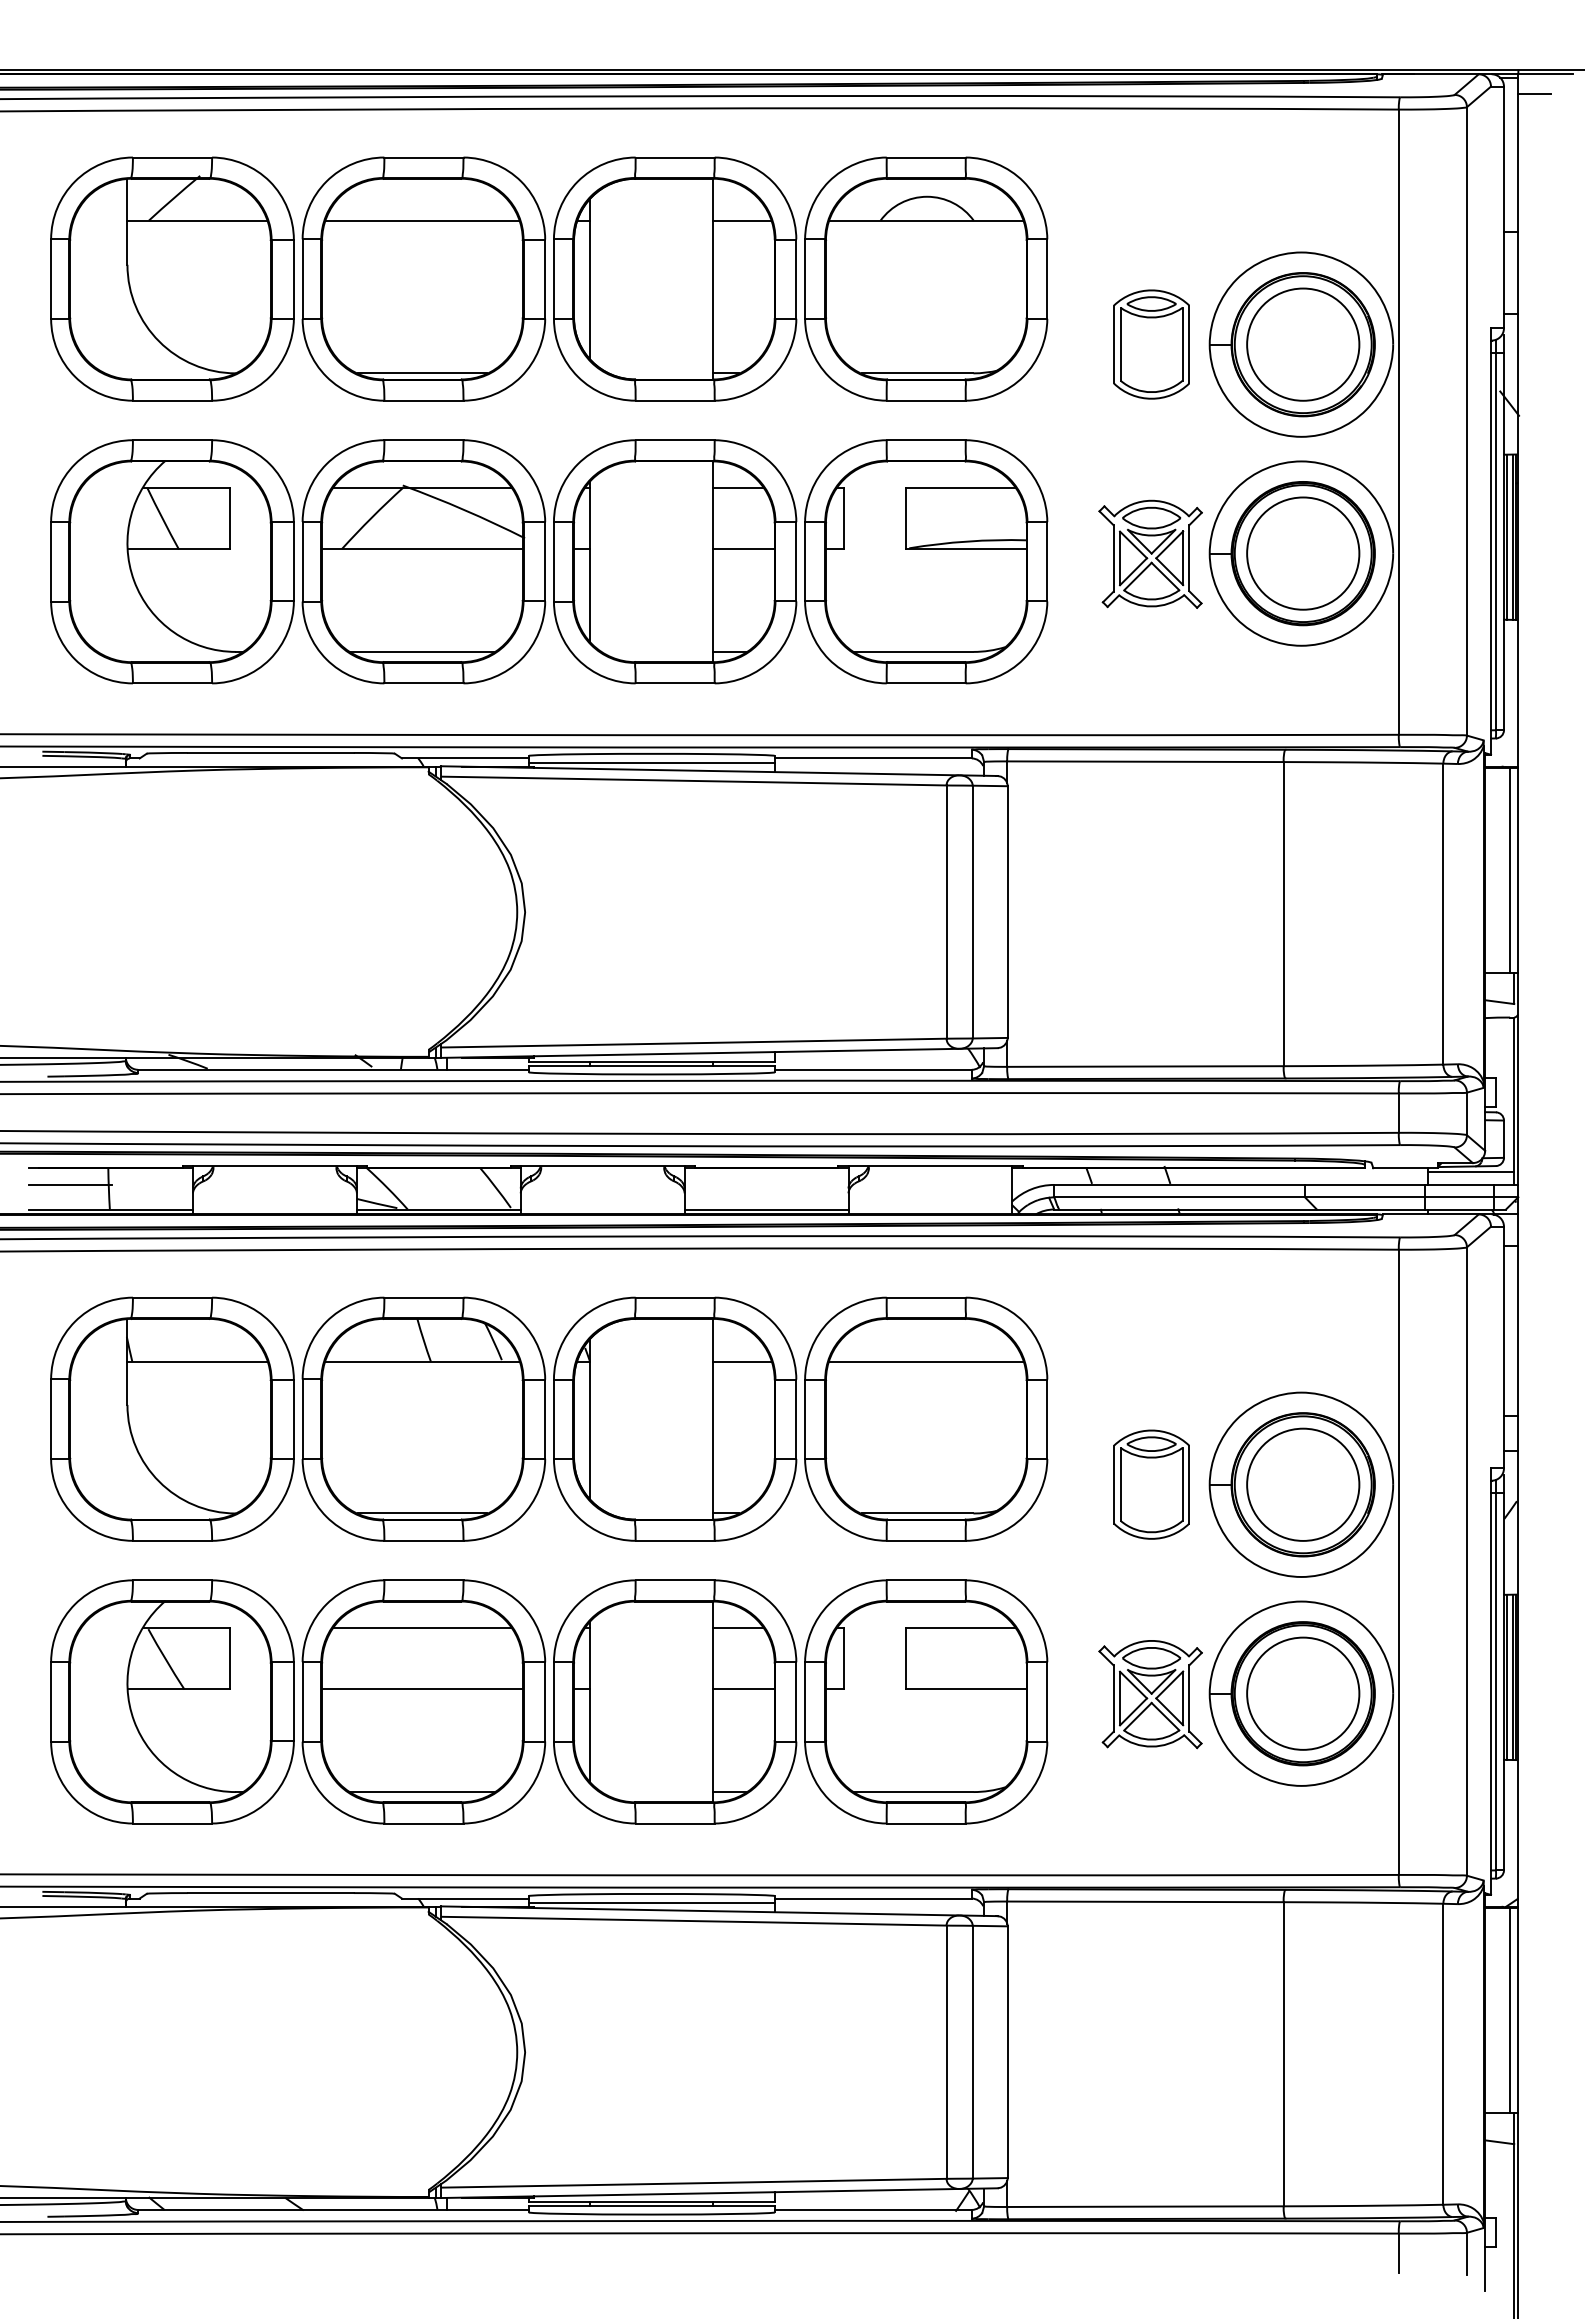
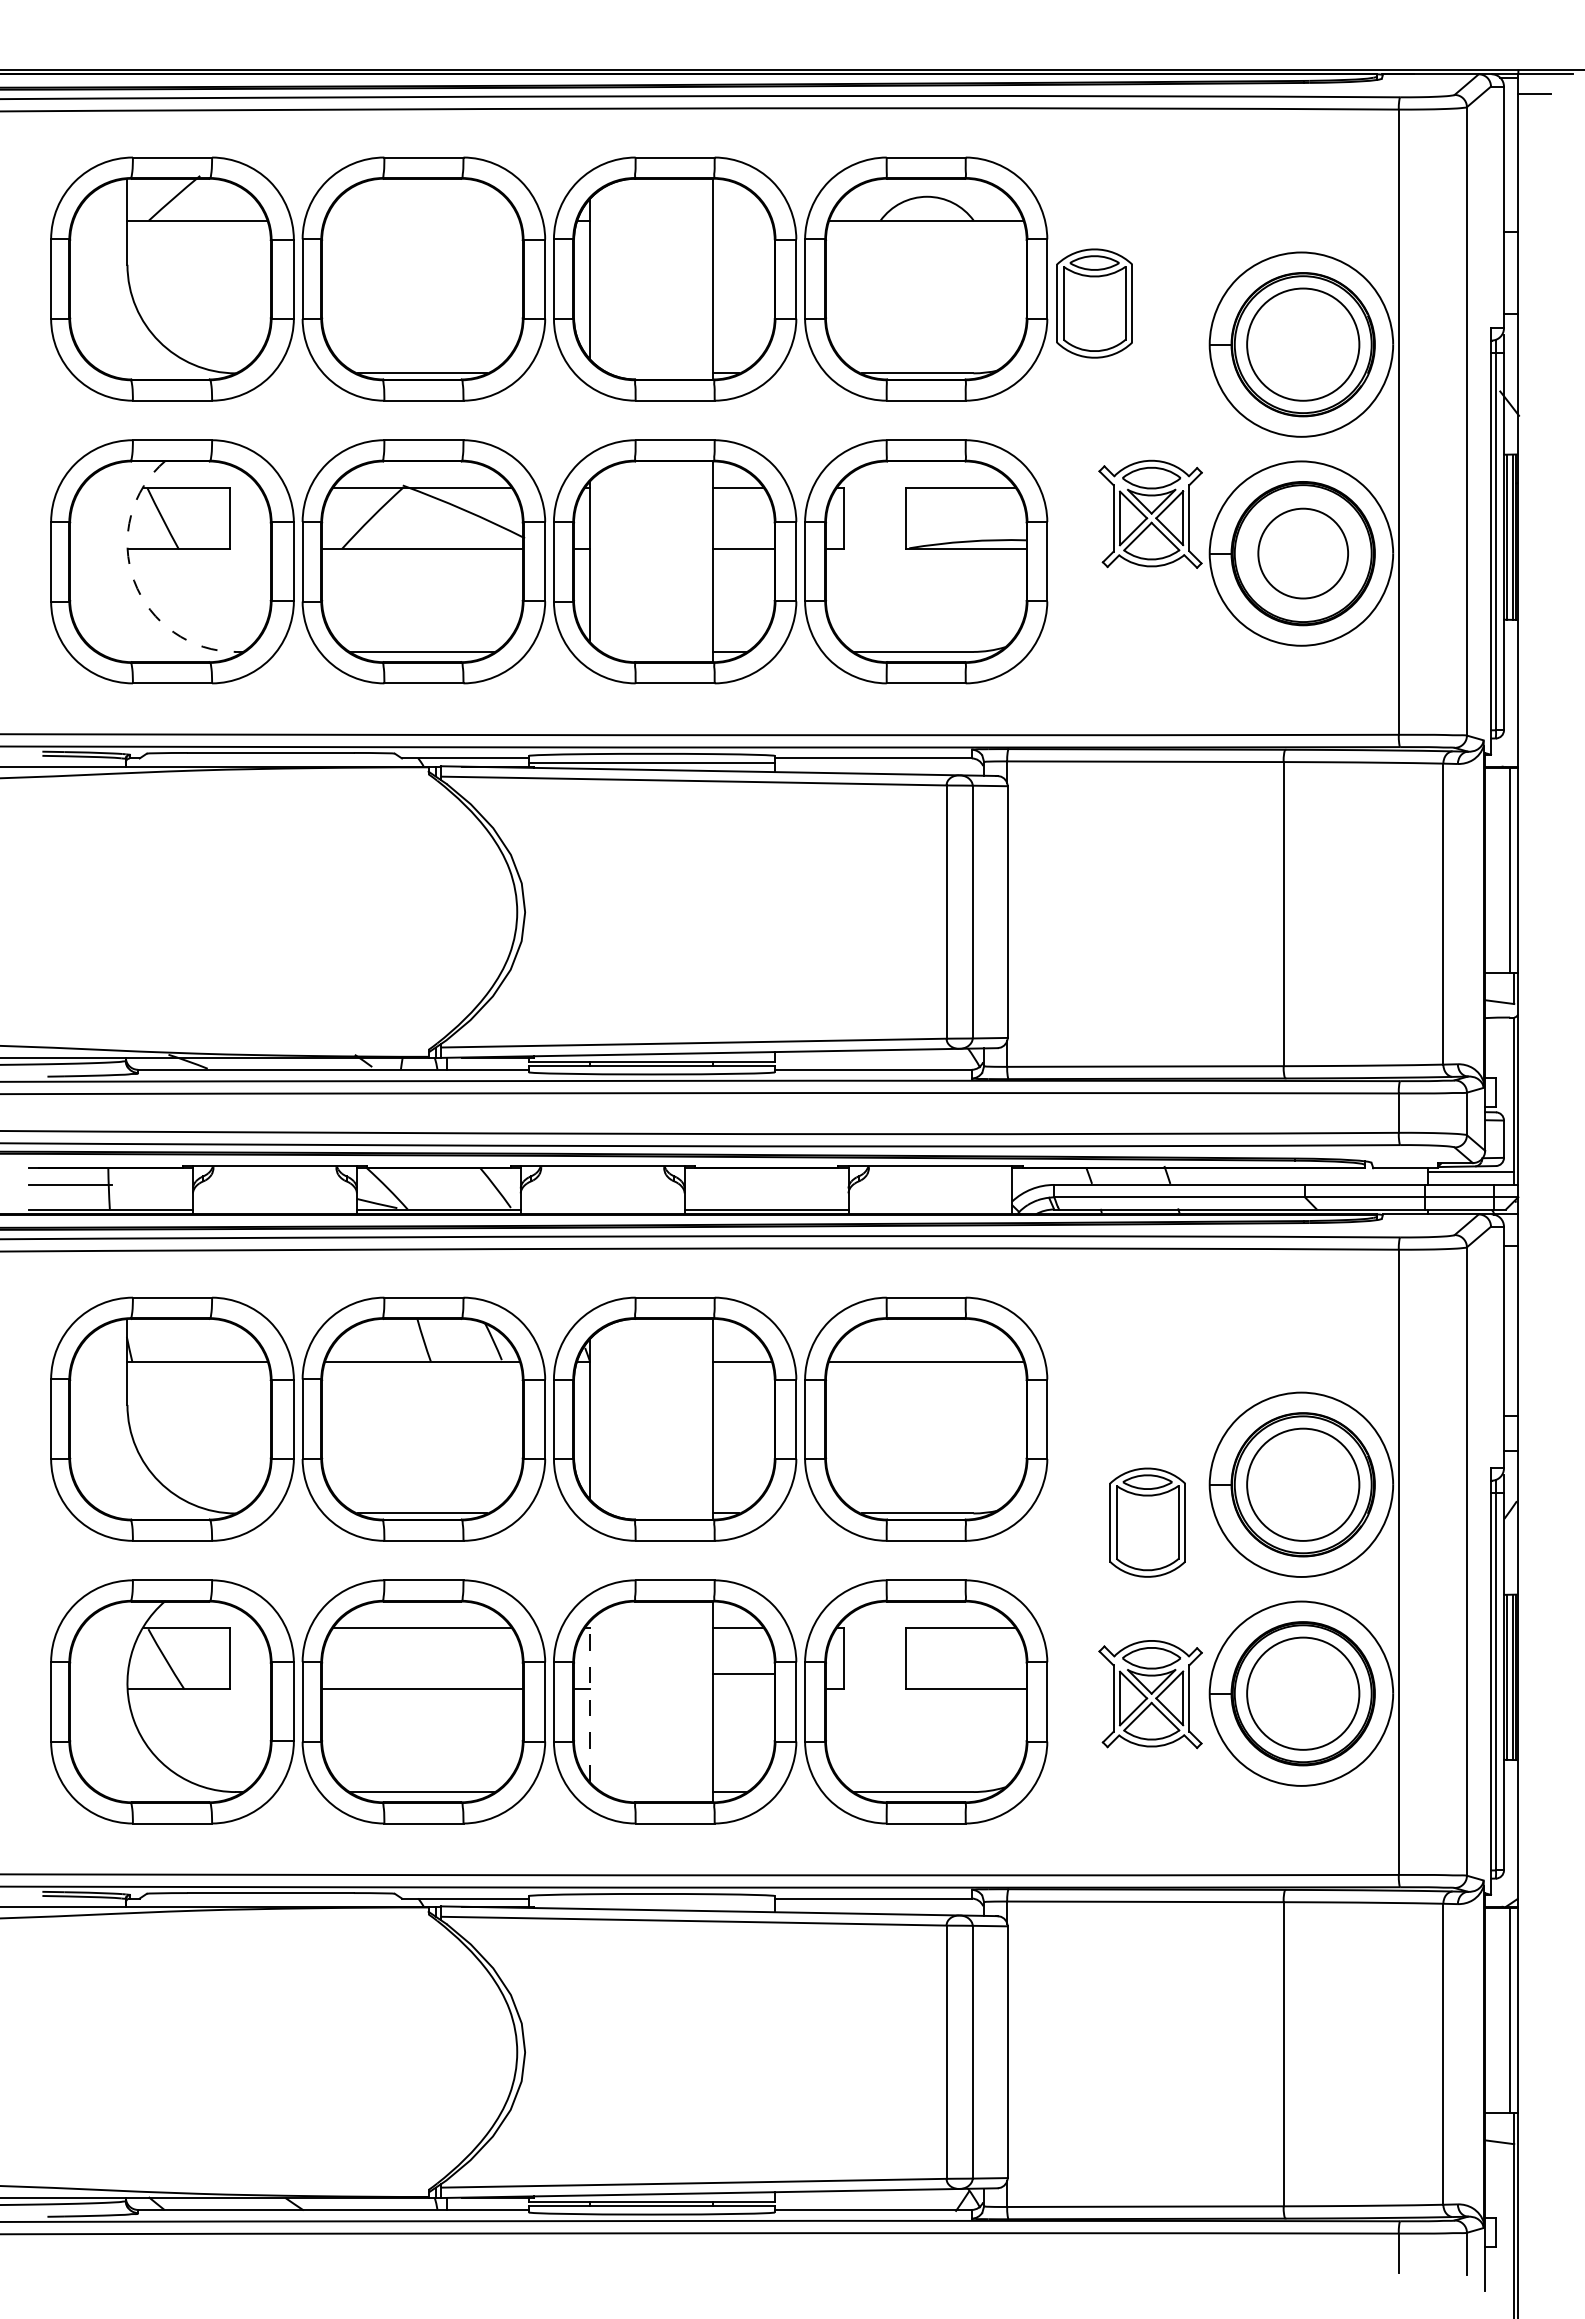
line: present -> none (422, 221)
line: present -> none (742, 221)
part position: (1151, 344) -> (1094, 303) (1094, 303)
part position: (1150, 553) -> (1150, 513) (1150, 513)
circle diameter: 112 px -> 90 px (1303, 553)
arc: solid -> dashed (134, 580)
part position: (1151, 1484) -> (1147, 1522) (1147, 1522)
line position: (743, 1689) -> (743, 1674) (743, 1674)
line: solid -> dashed (590, 1701)
line: present -> none (651, 1902)
